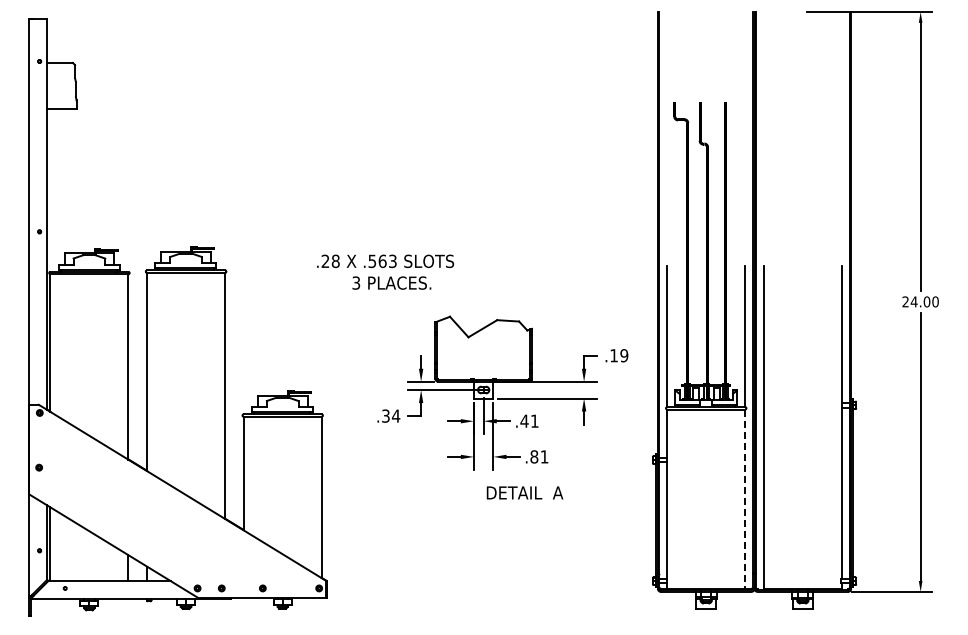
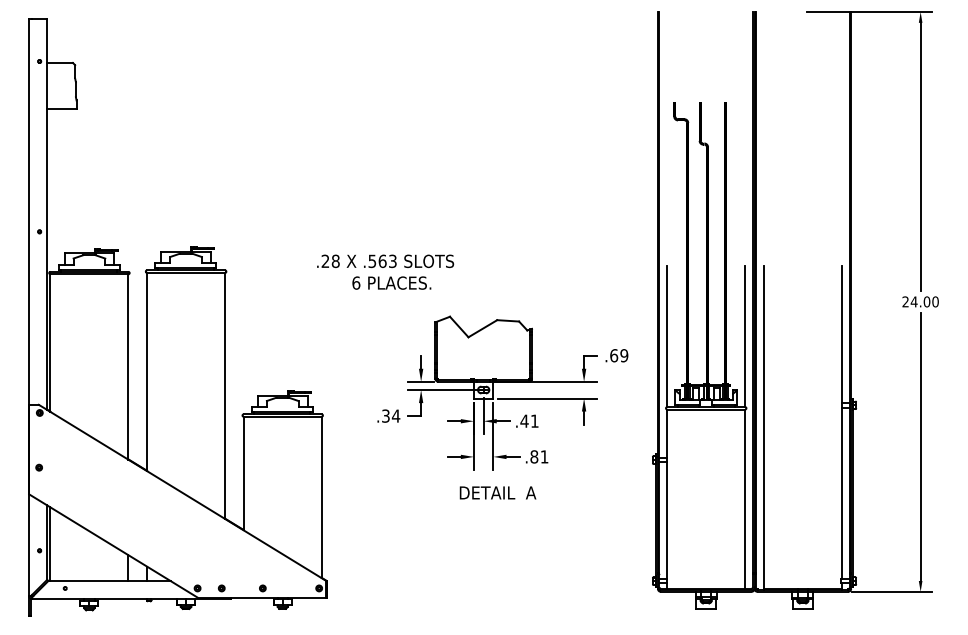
text: 3 -> 6 (356, 282)
text: .19 -> .69 (614, 355)
text position: (524, 492) -> (497, 492) (497, 492)
line: dashed -> solid (745, 499)
